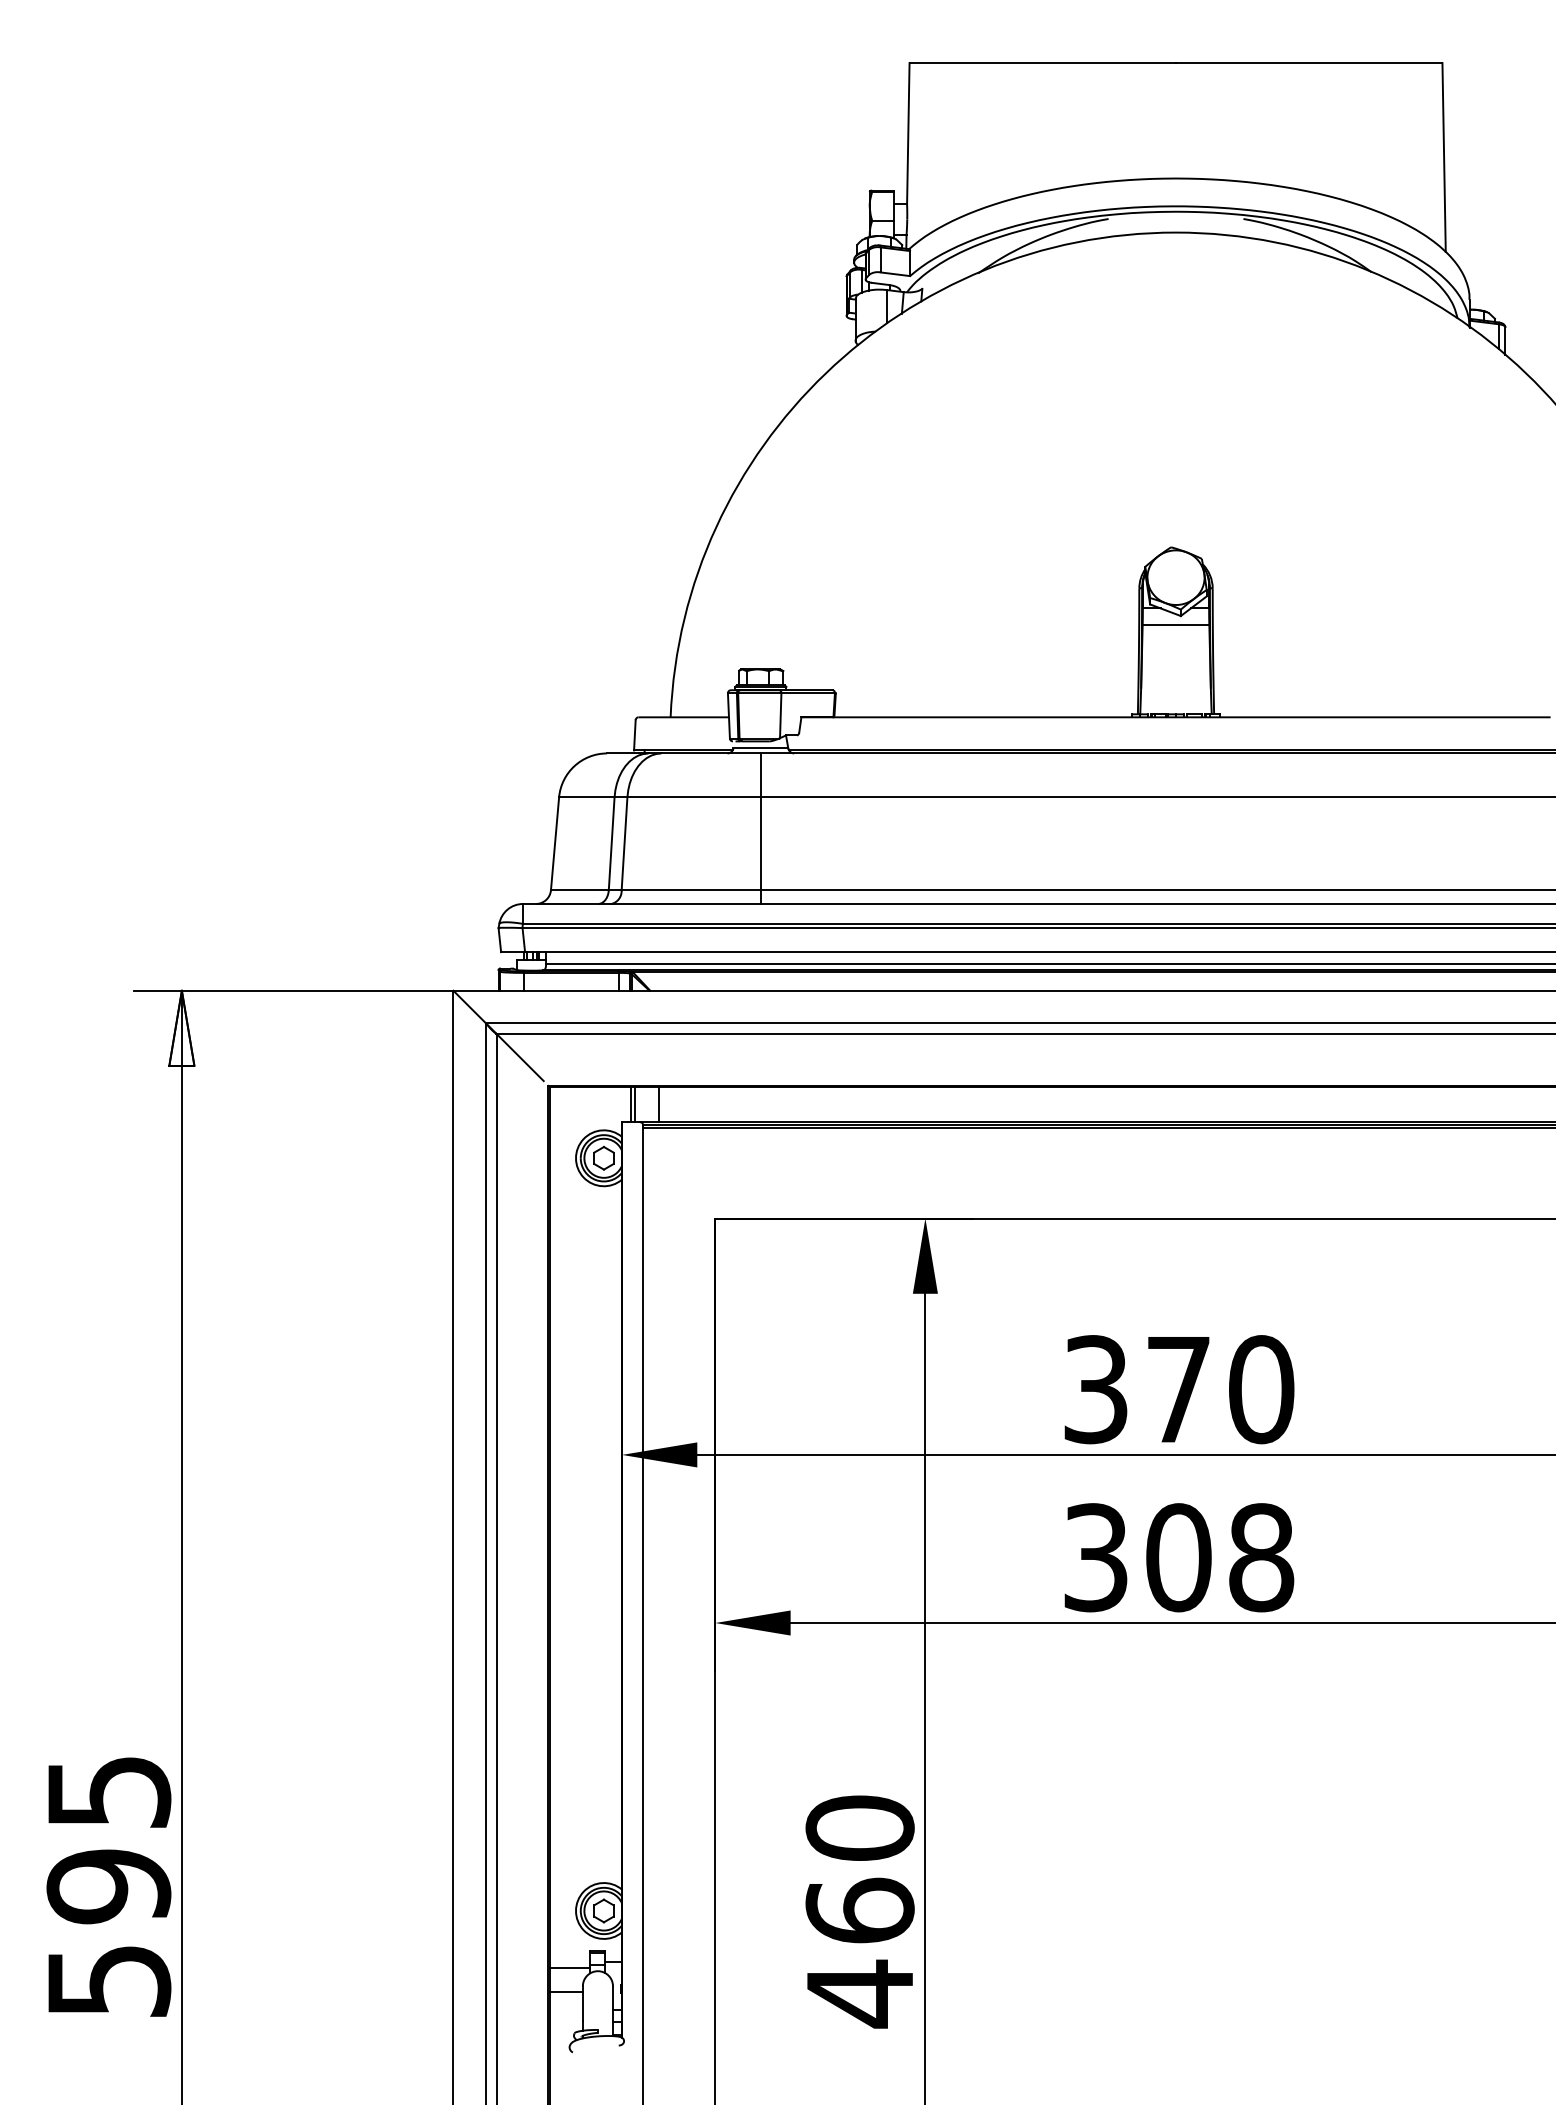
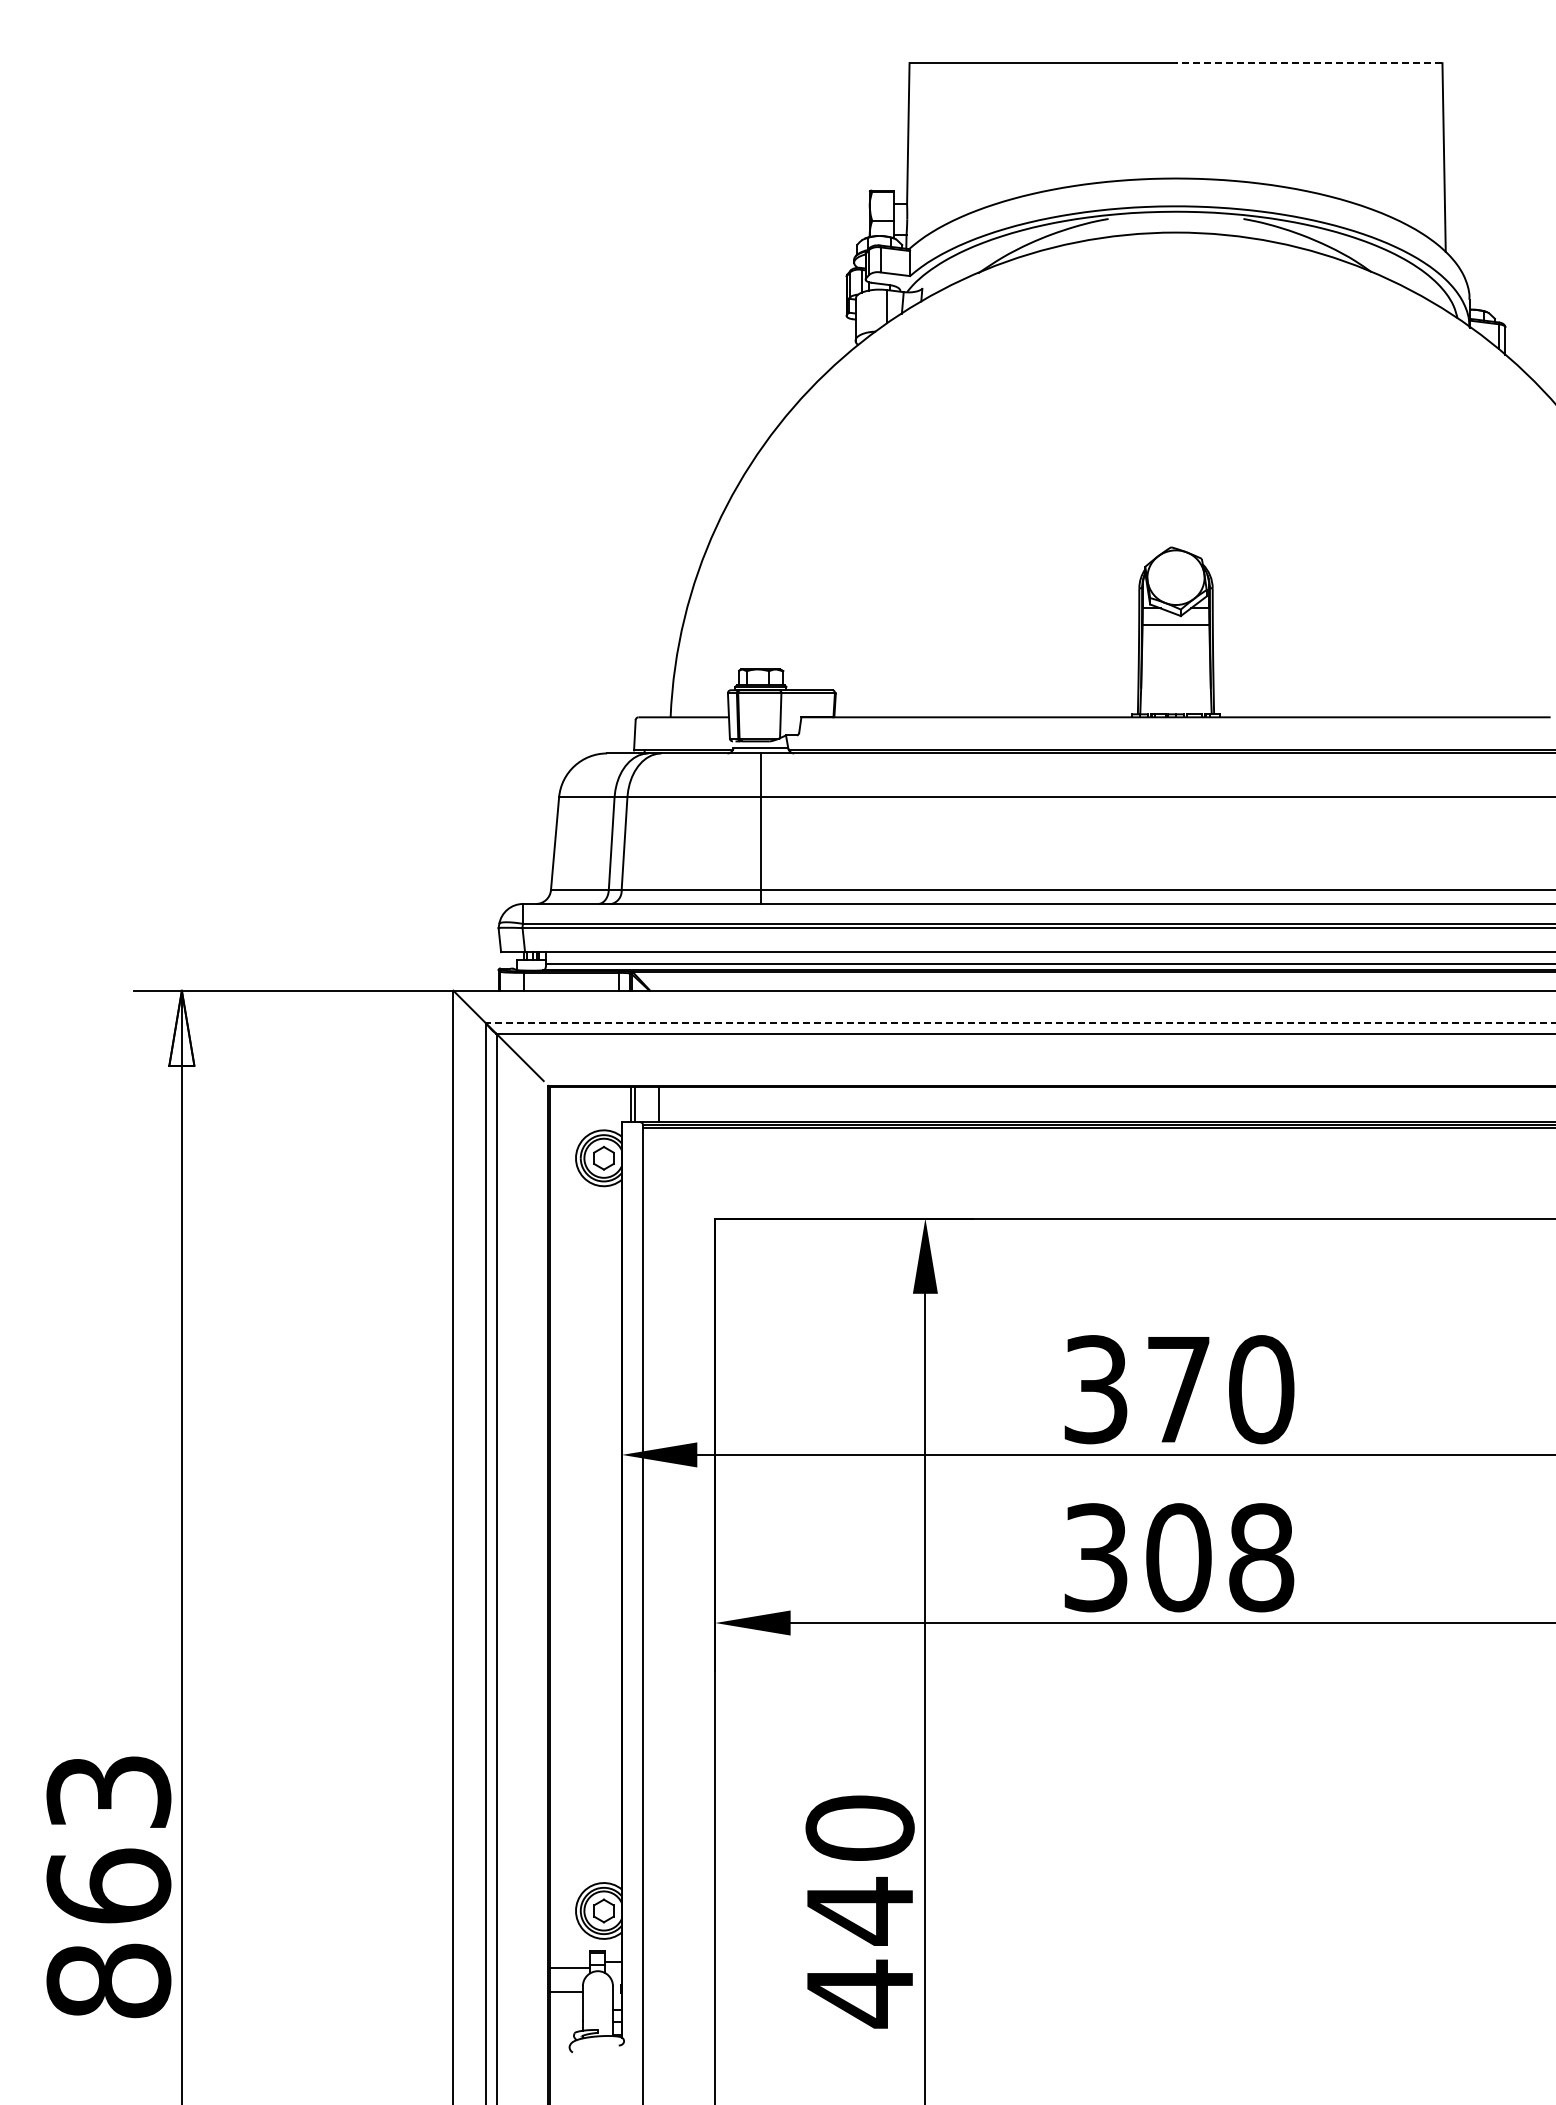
line: solid -> dashed (1308, 63)
line: solid -> dashed (1021, 1023)
text: 595 -> 863 (108, 1887)
text: 460 -> 440 (859, 1910)
